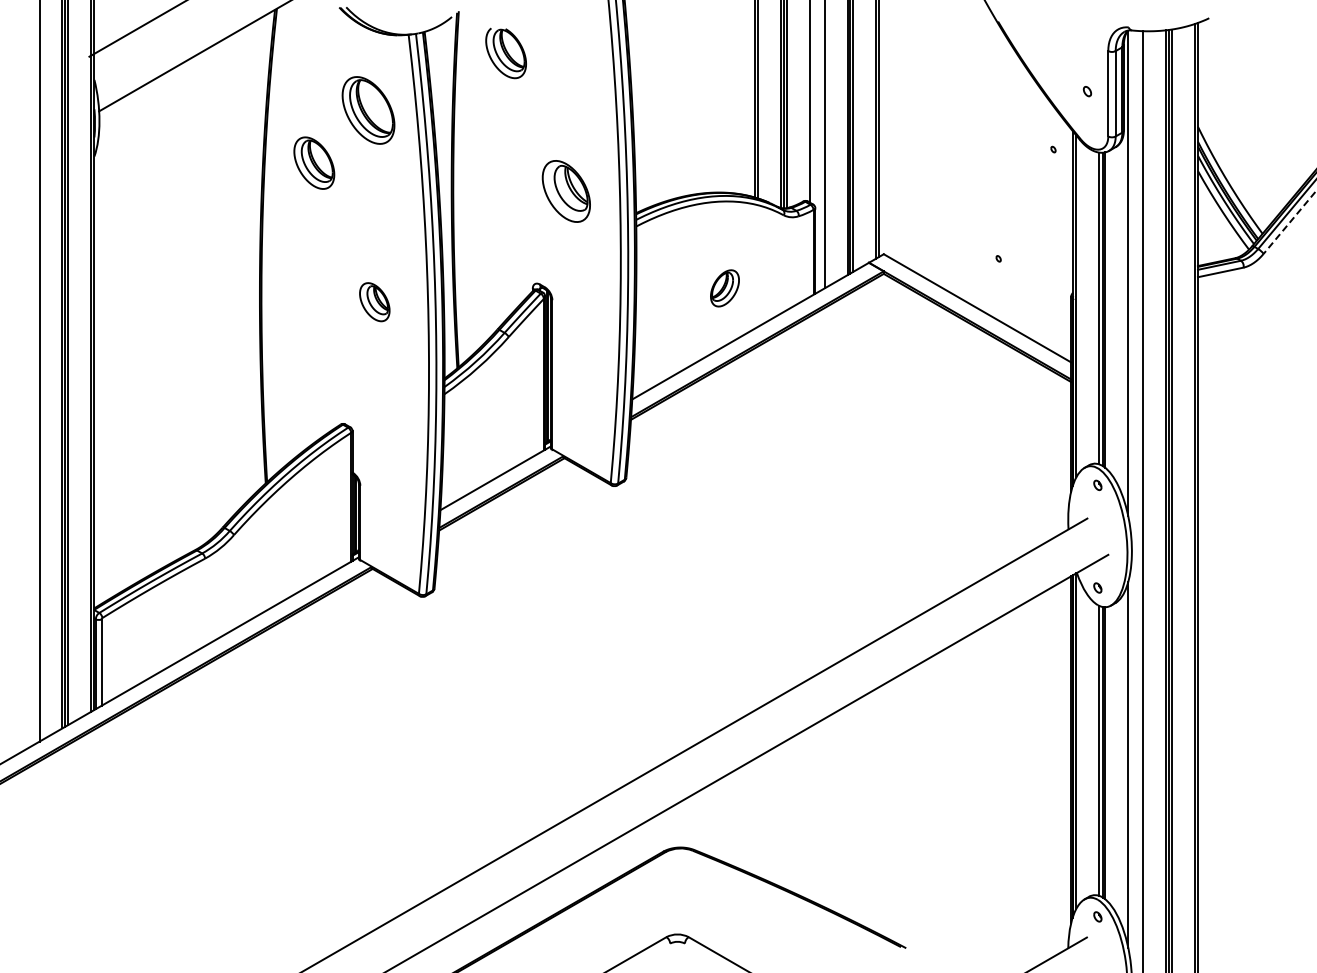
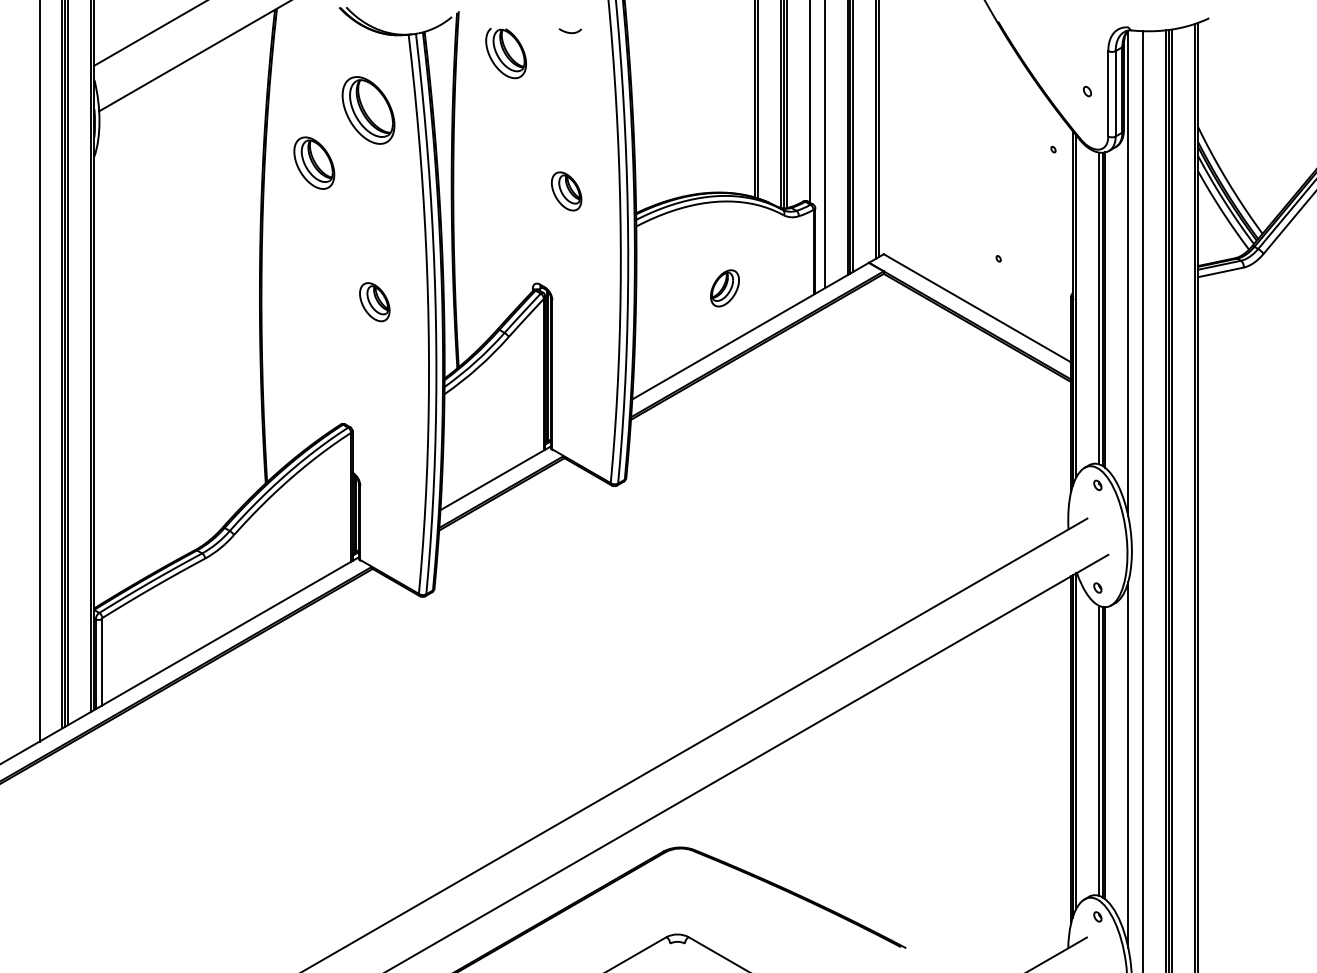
line position: (136, 29) -> (149, 33) (149, 33)
curve: none -> present (568, 31)
part size: 50x63 px -> 32x41 px (566, 191)
line: dashed -> solid (1289, 222)
